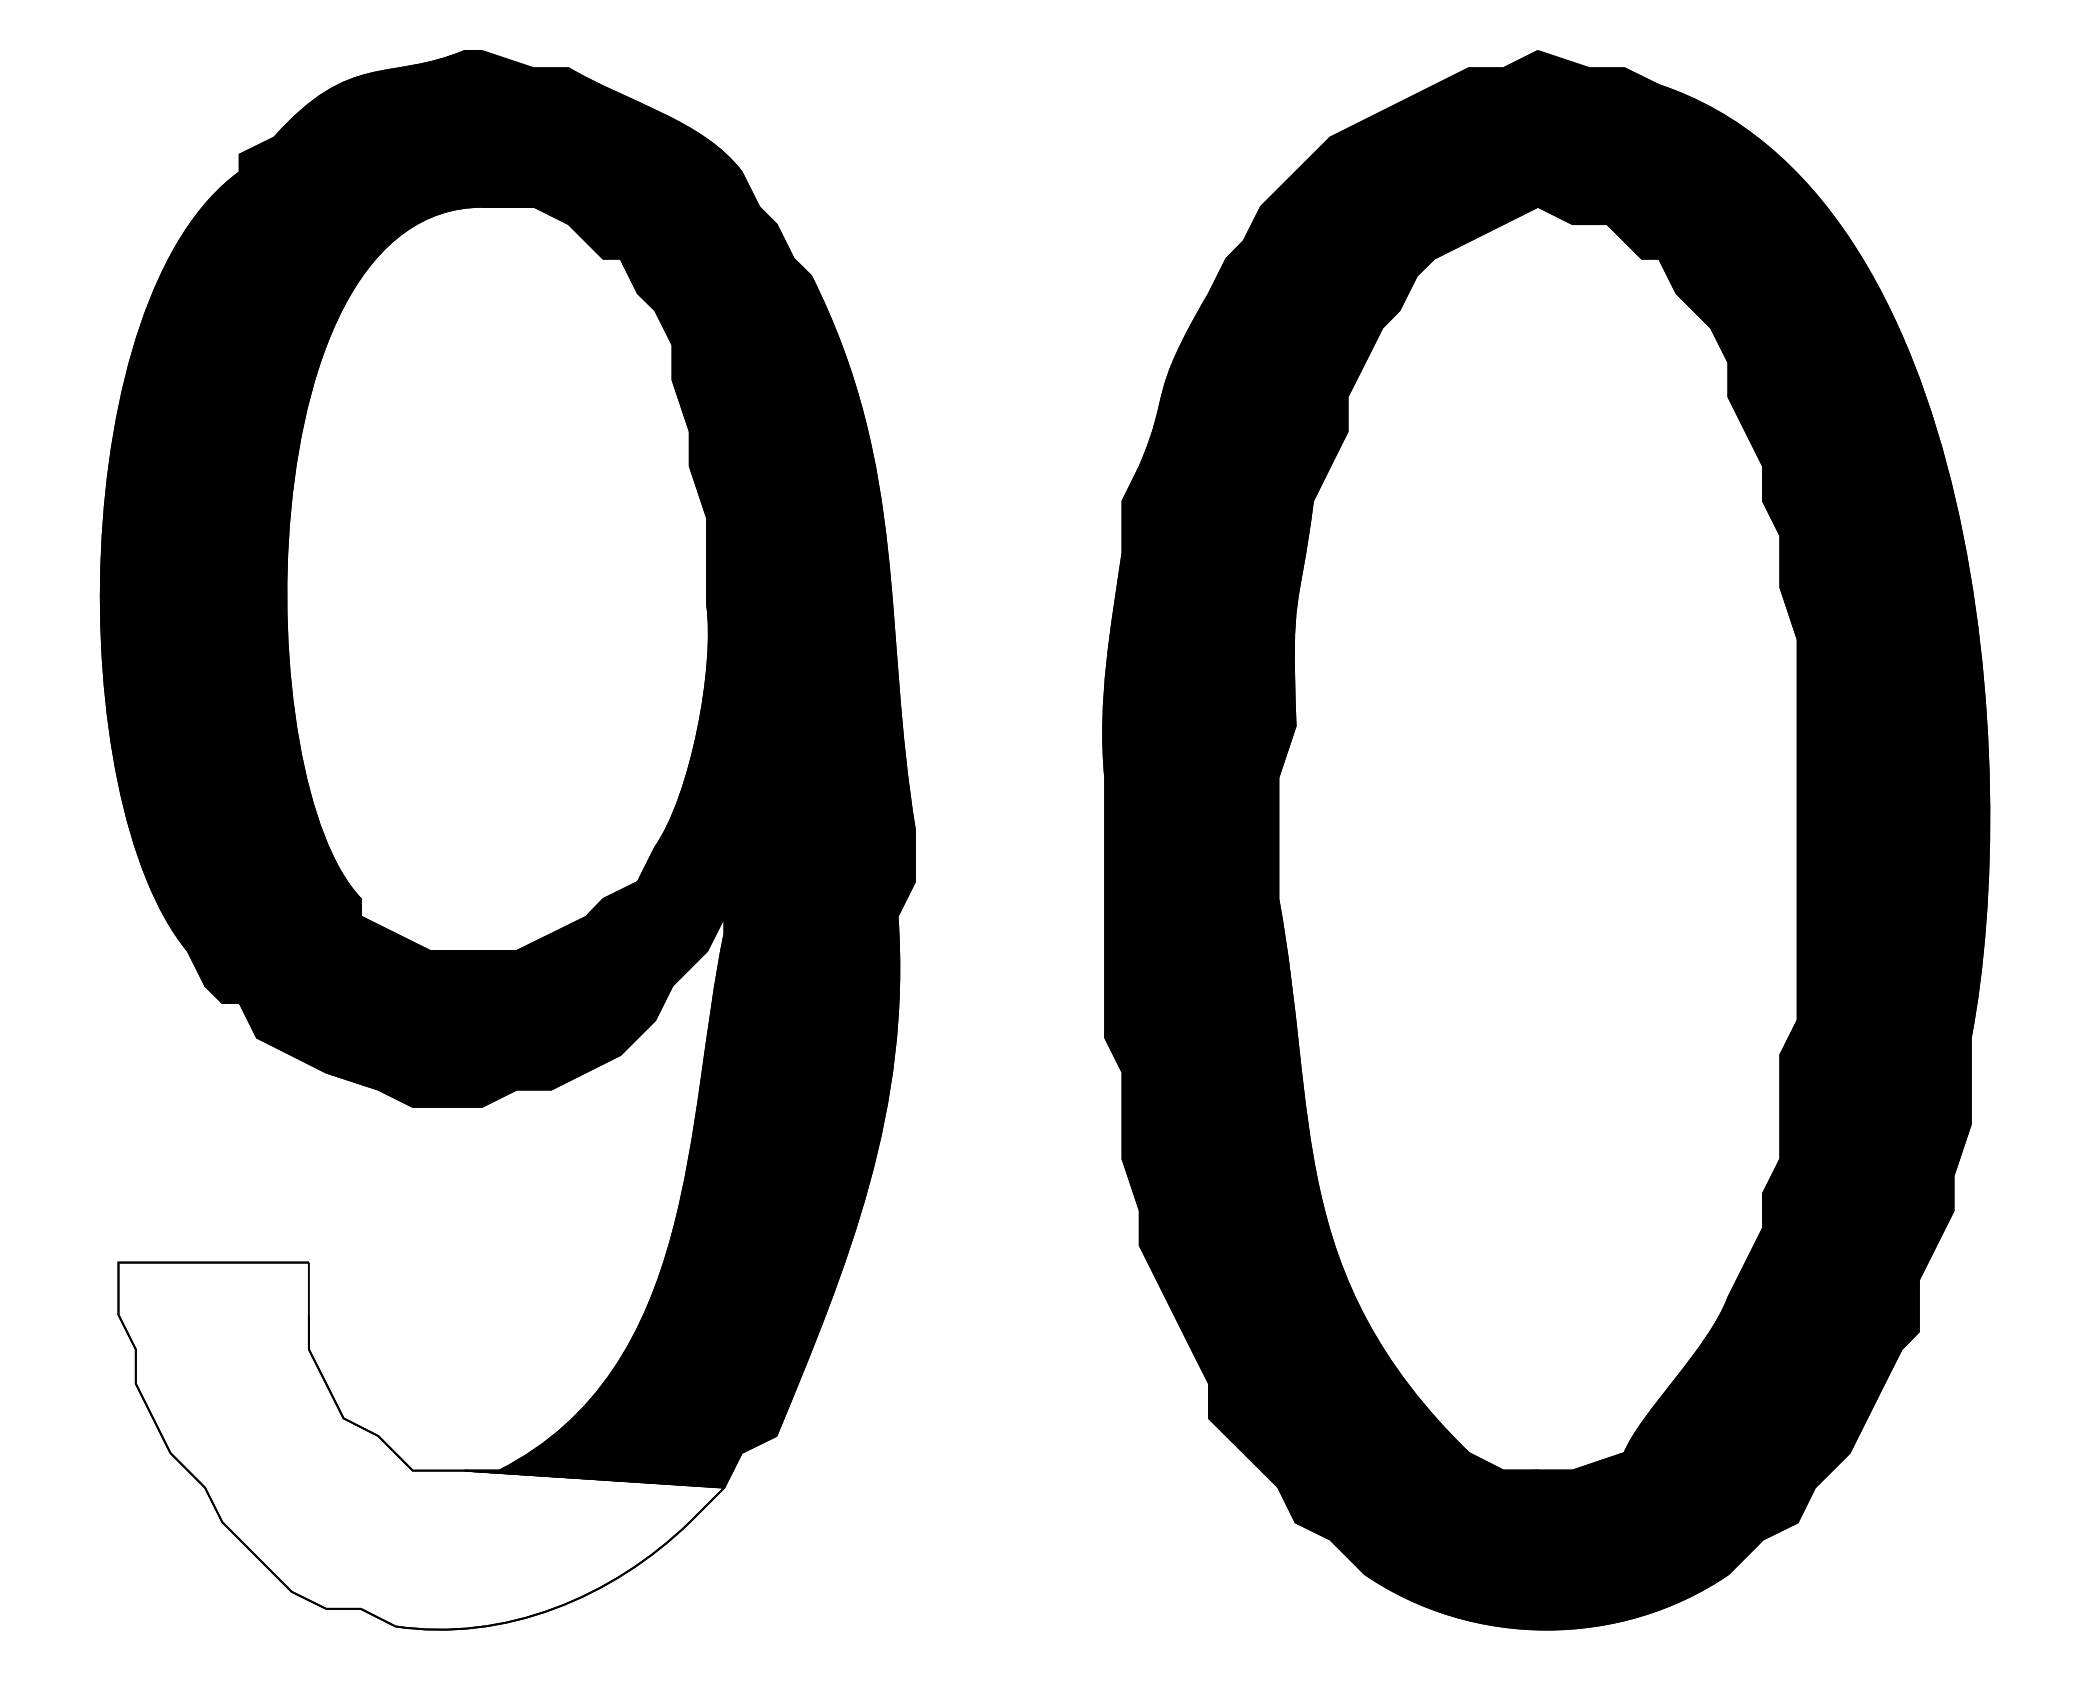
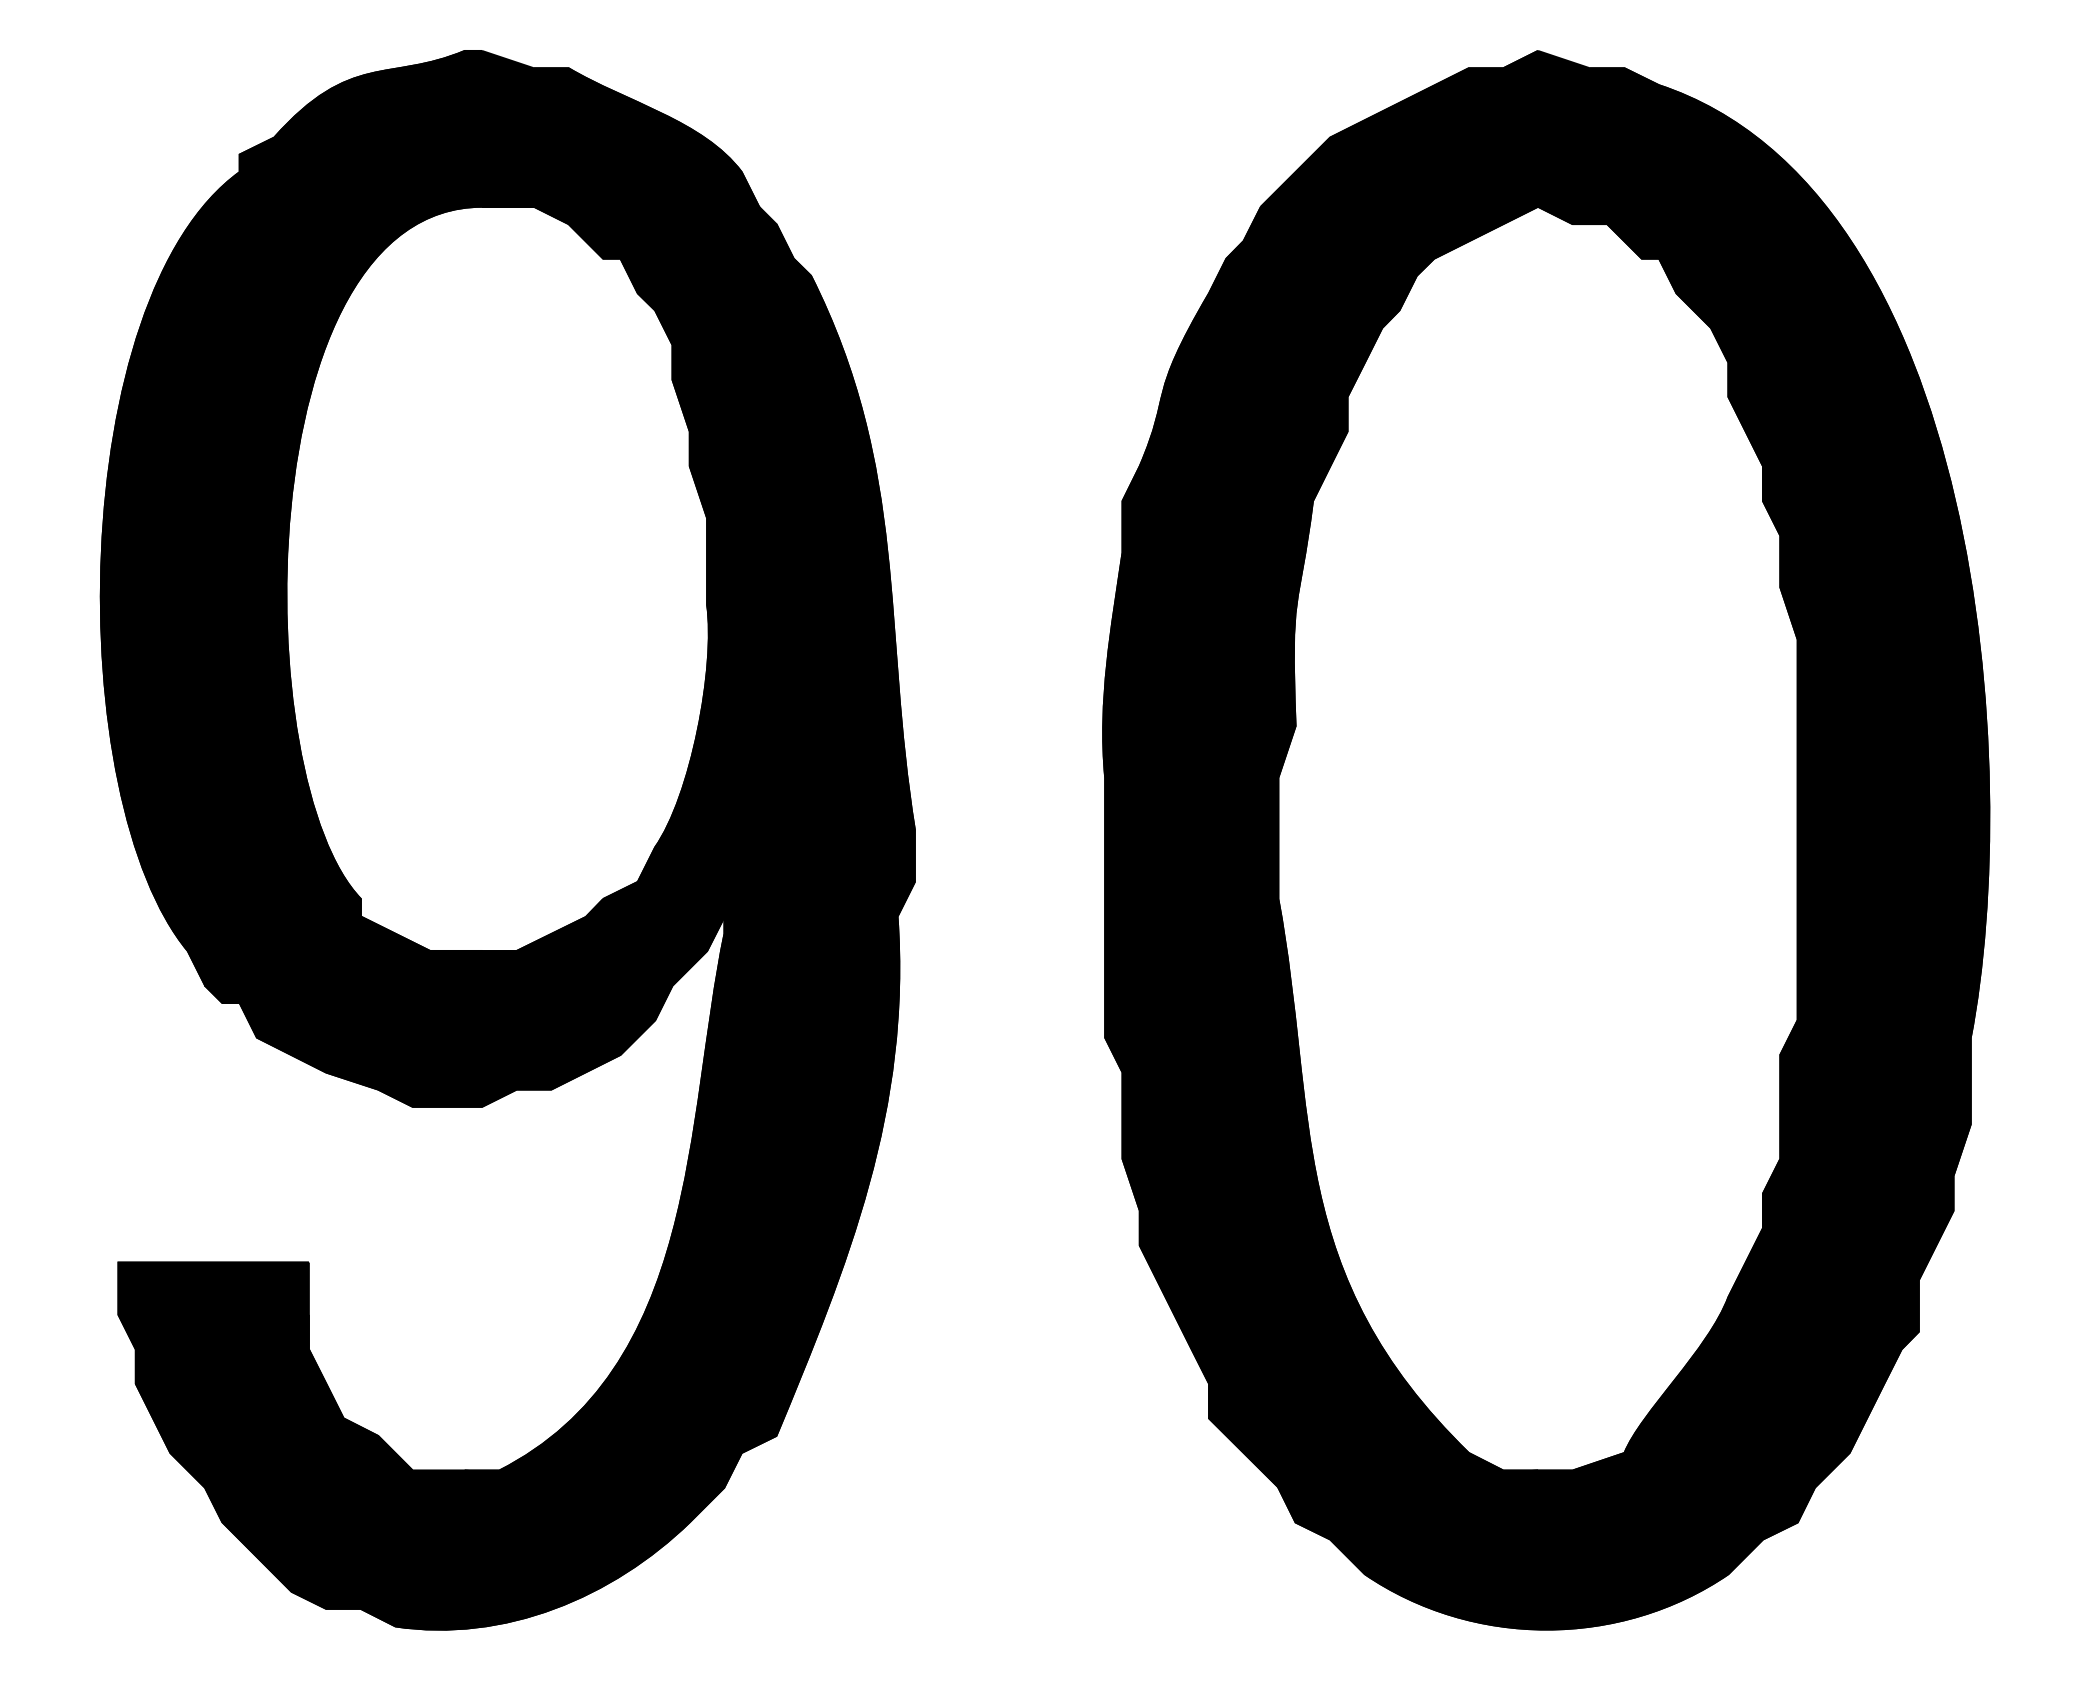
fill: none -> present (421, 1445)
